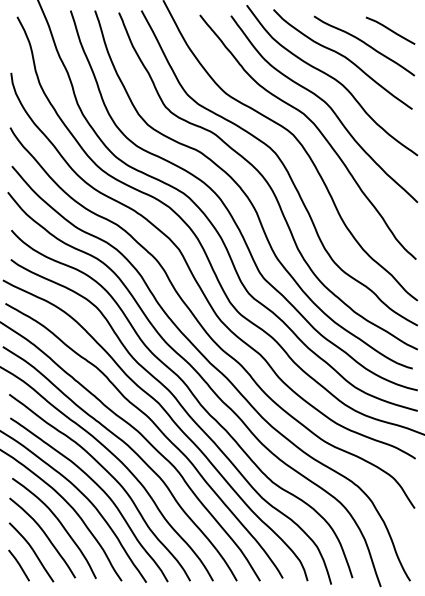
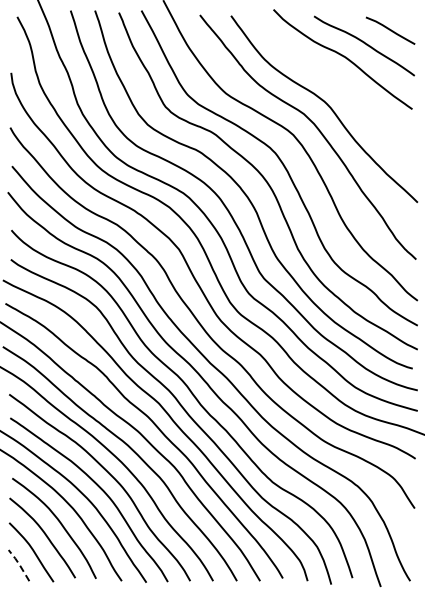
curve: present -> none (333, 79)
line: solid -> dashed (19, 564)
